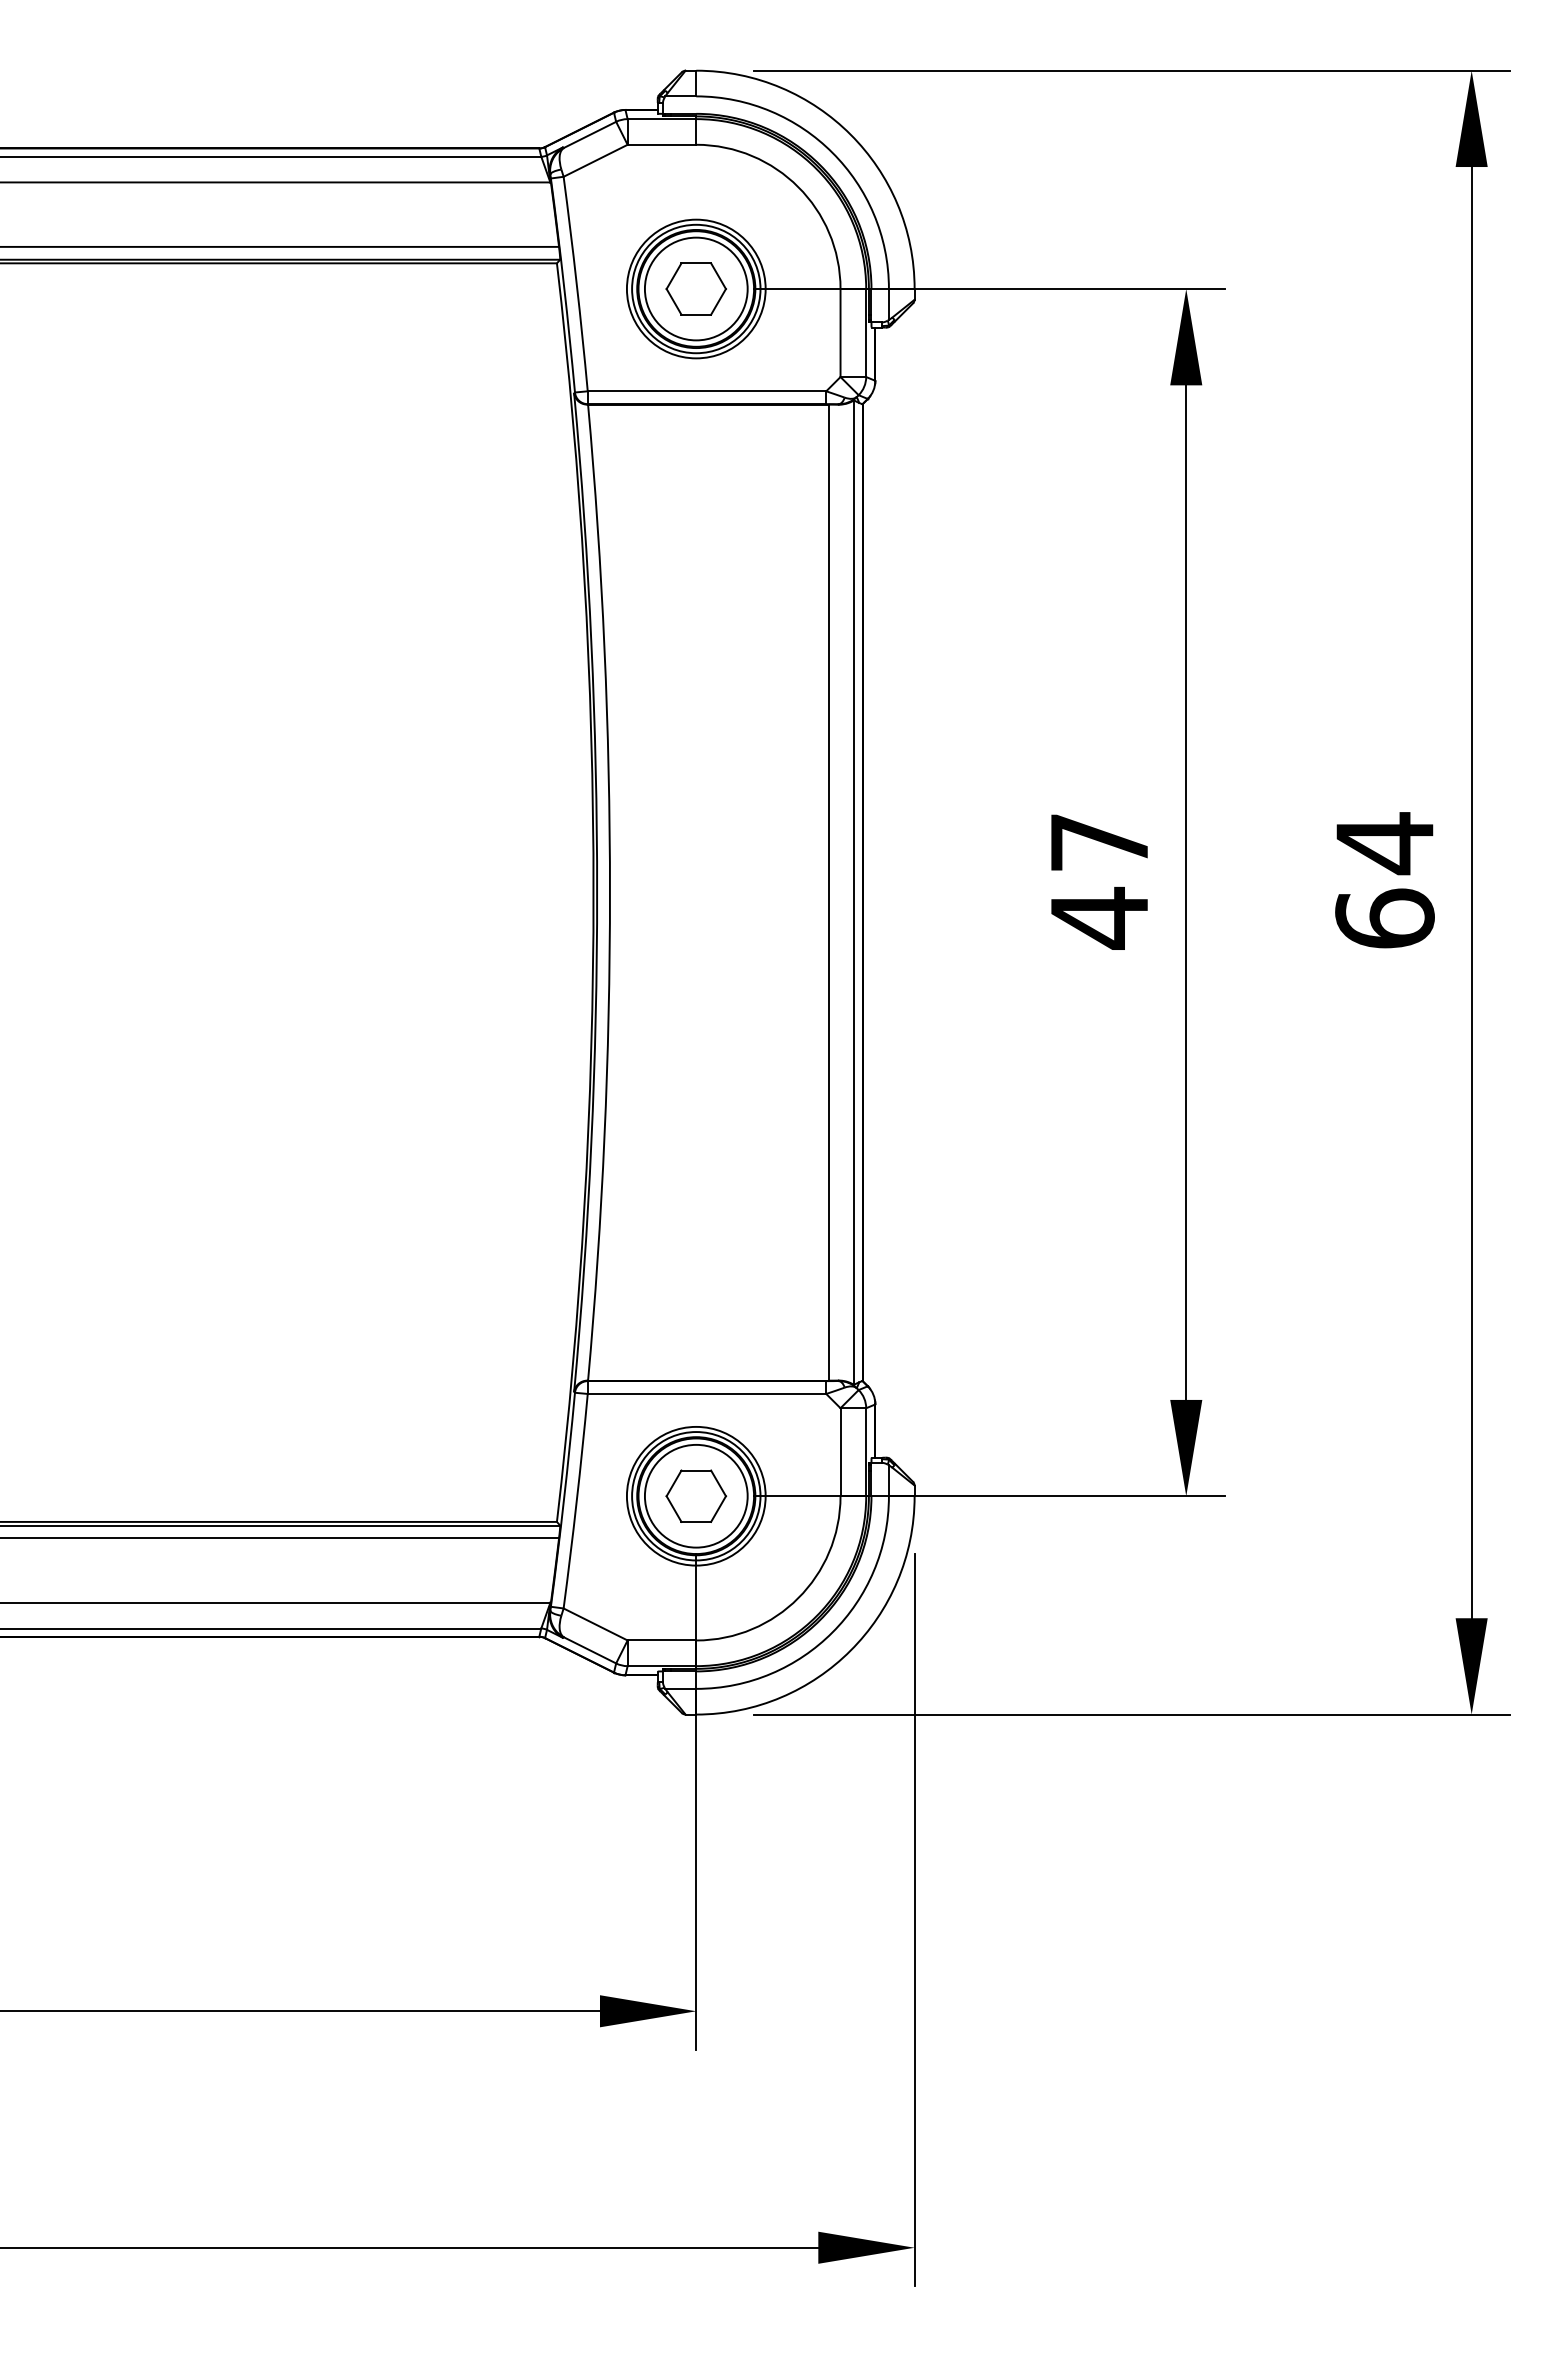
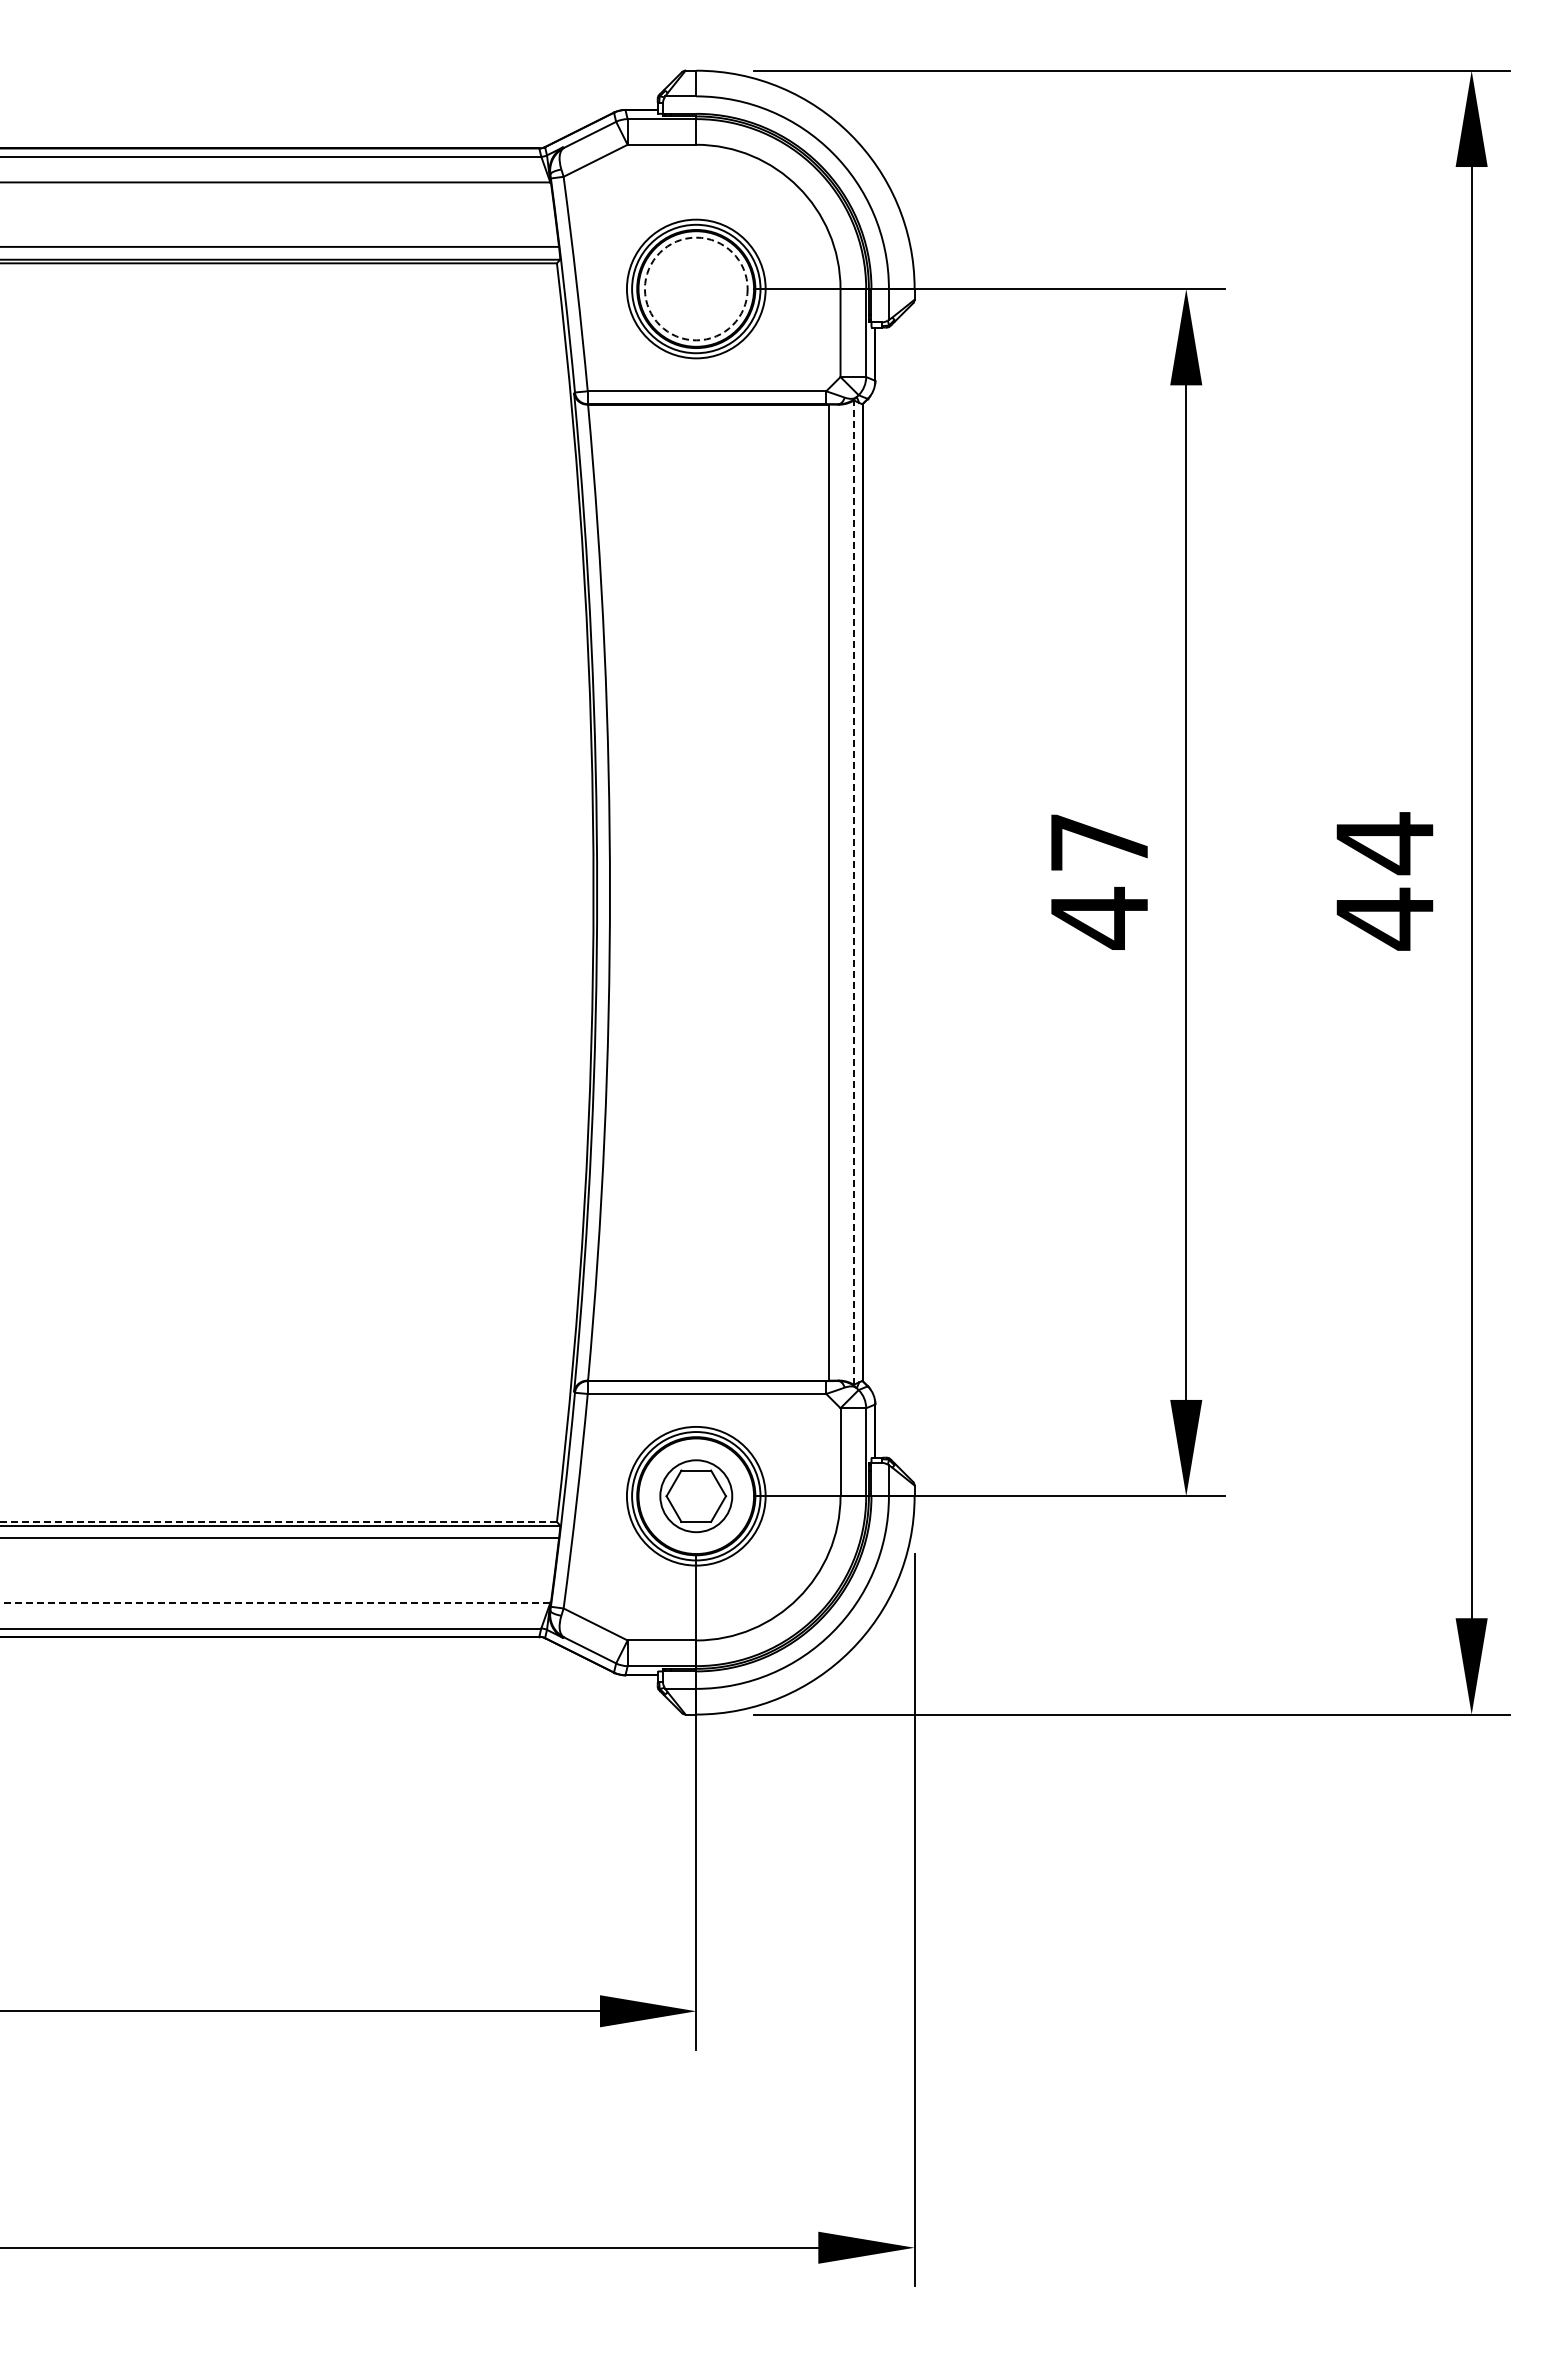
circle: solid -> dashed (695, 288)
part: present -> none (695, 288)
line: solid -> dashed (854, 892)
text: 64 -> 44 (1384, 918)
circle diameter: 103 px -> 72 px (696, 1496)
line: solid -> dashed (278, 1521)
line: solid -> dashed (275, 1602)
